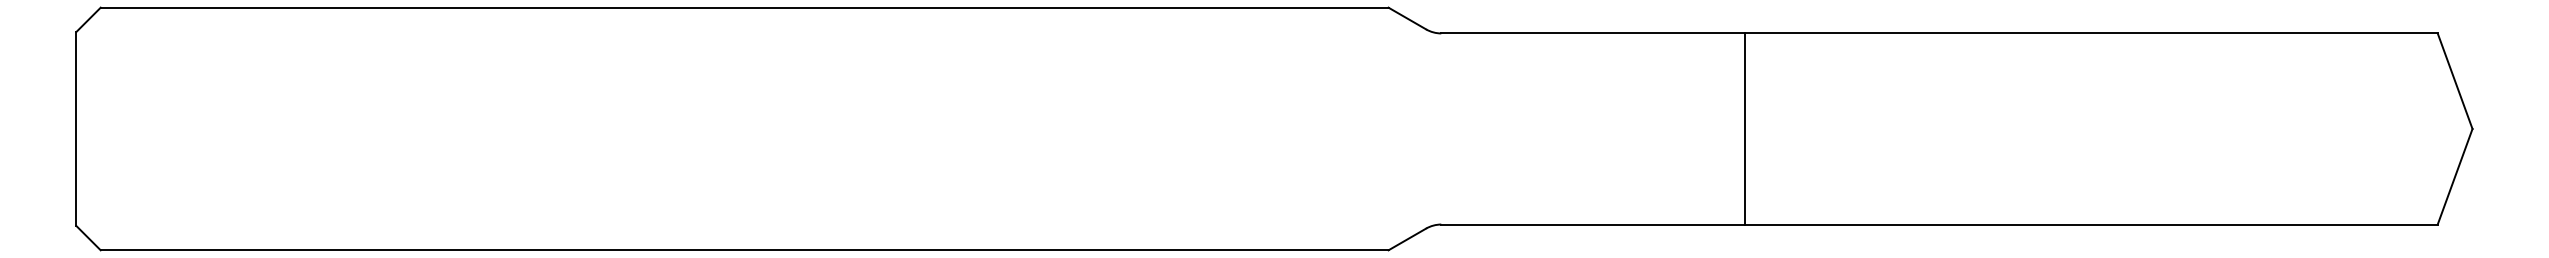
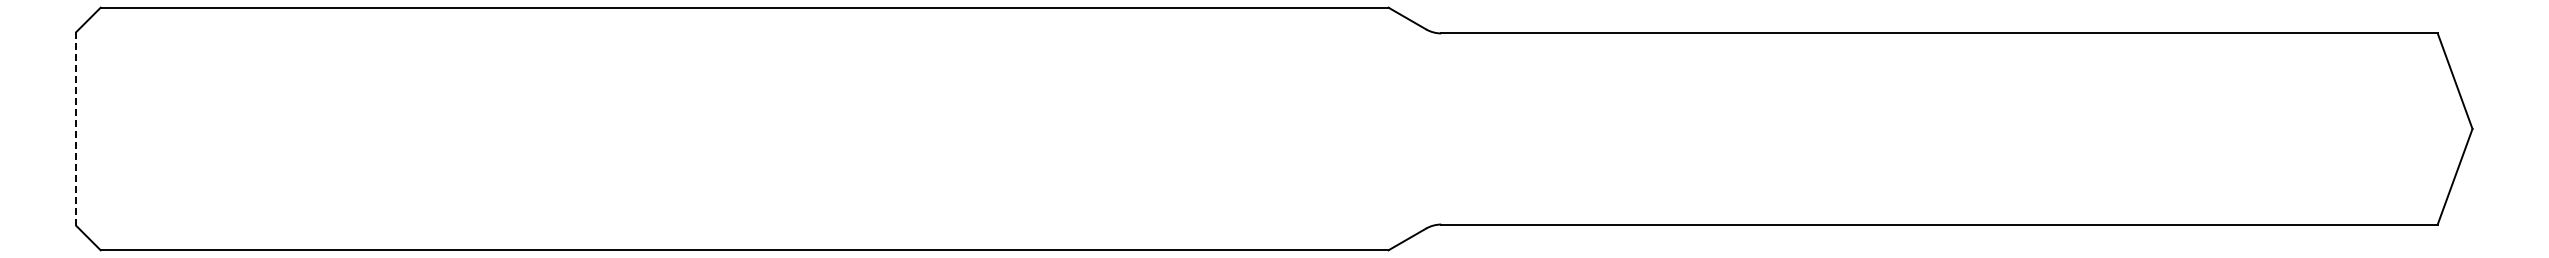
line: present -> none (1744, 128)
line: solid -> dashed (76, 129)
